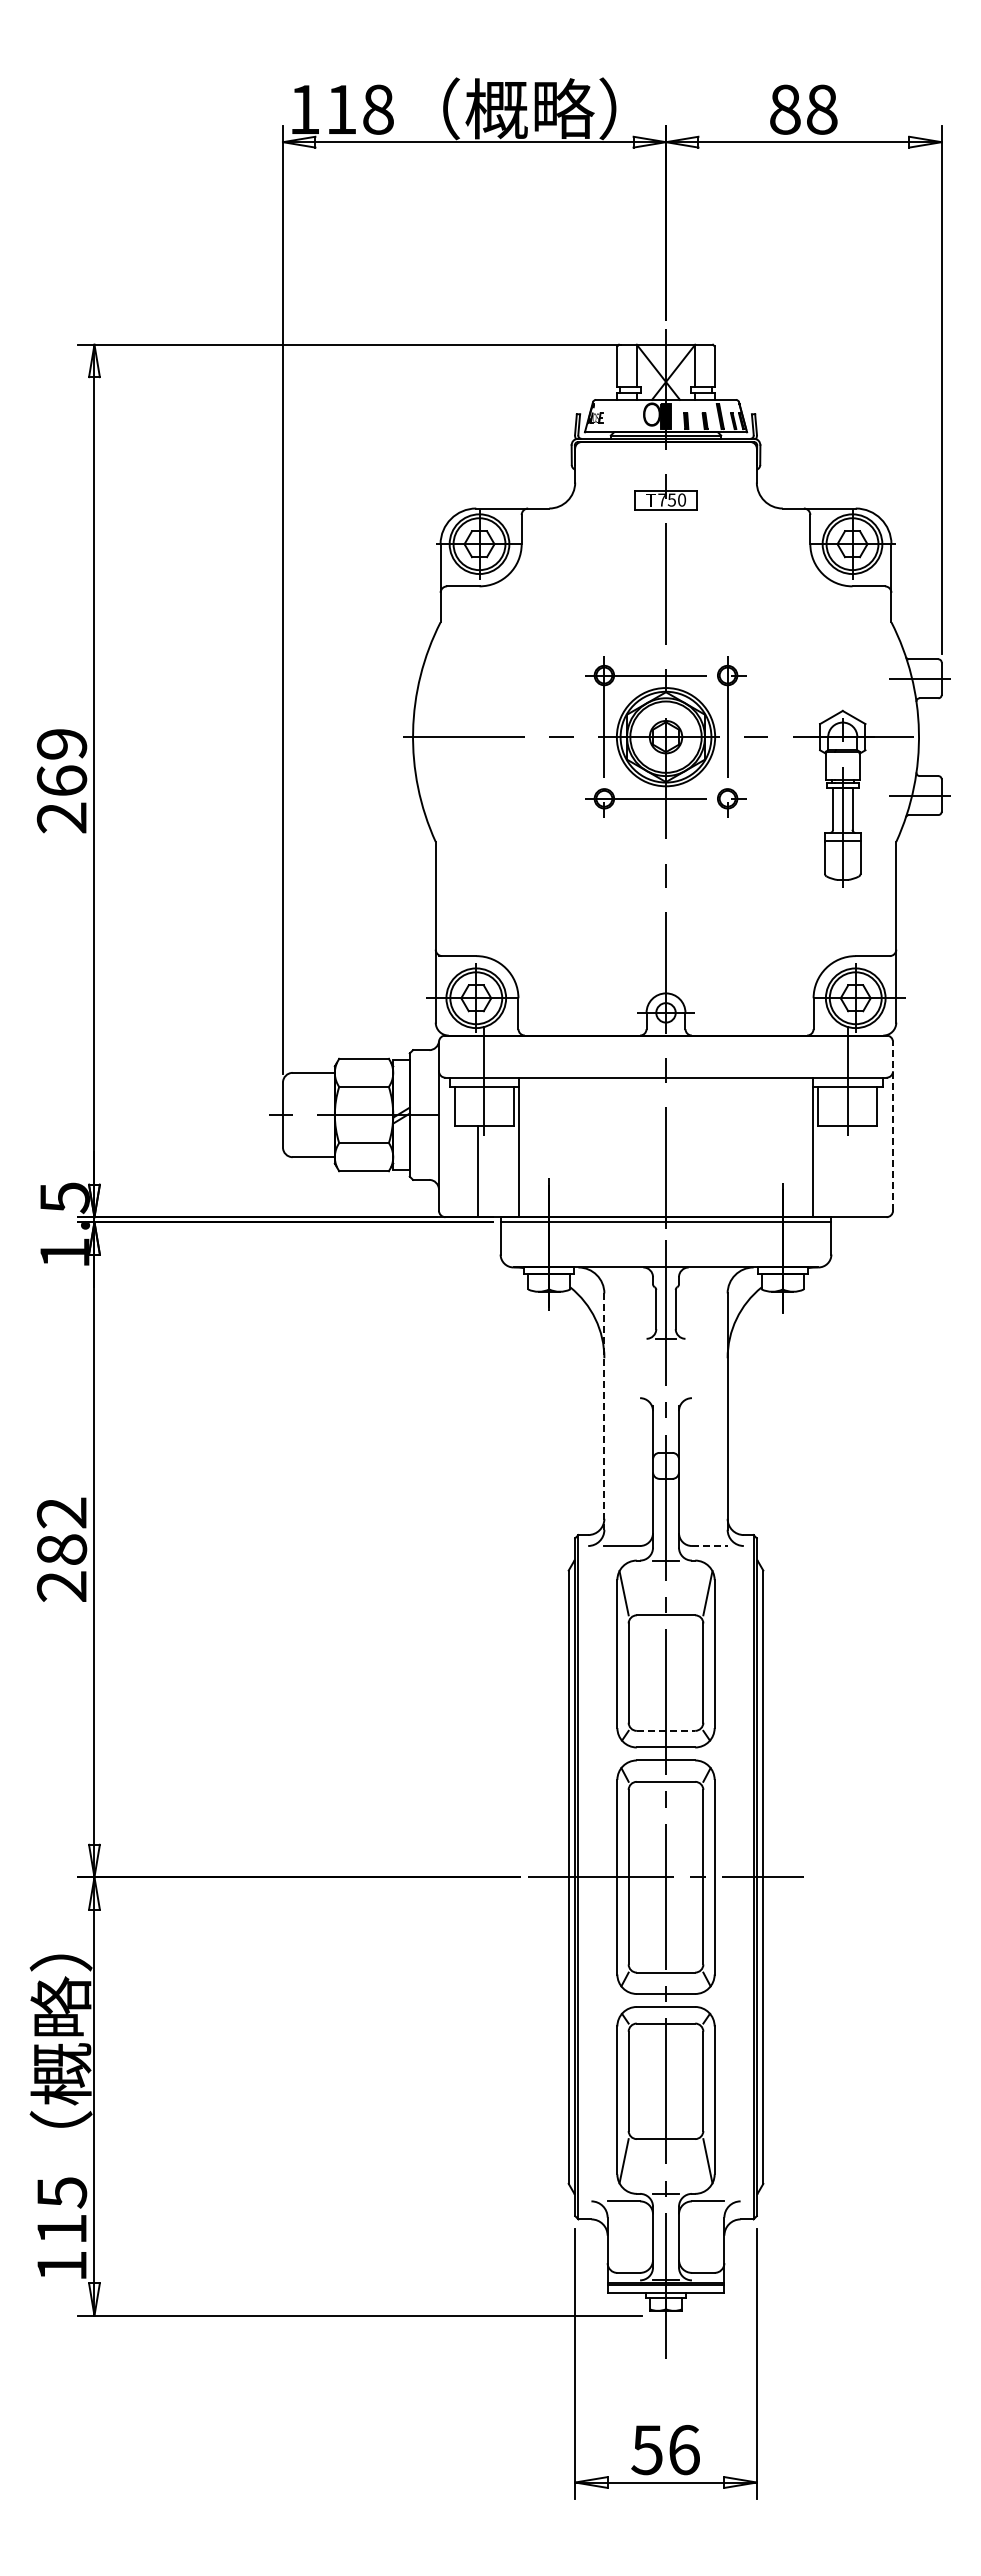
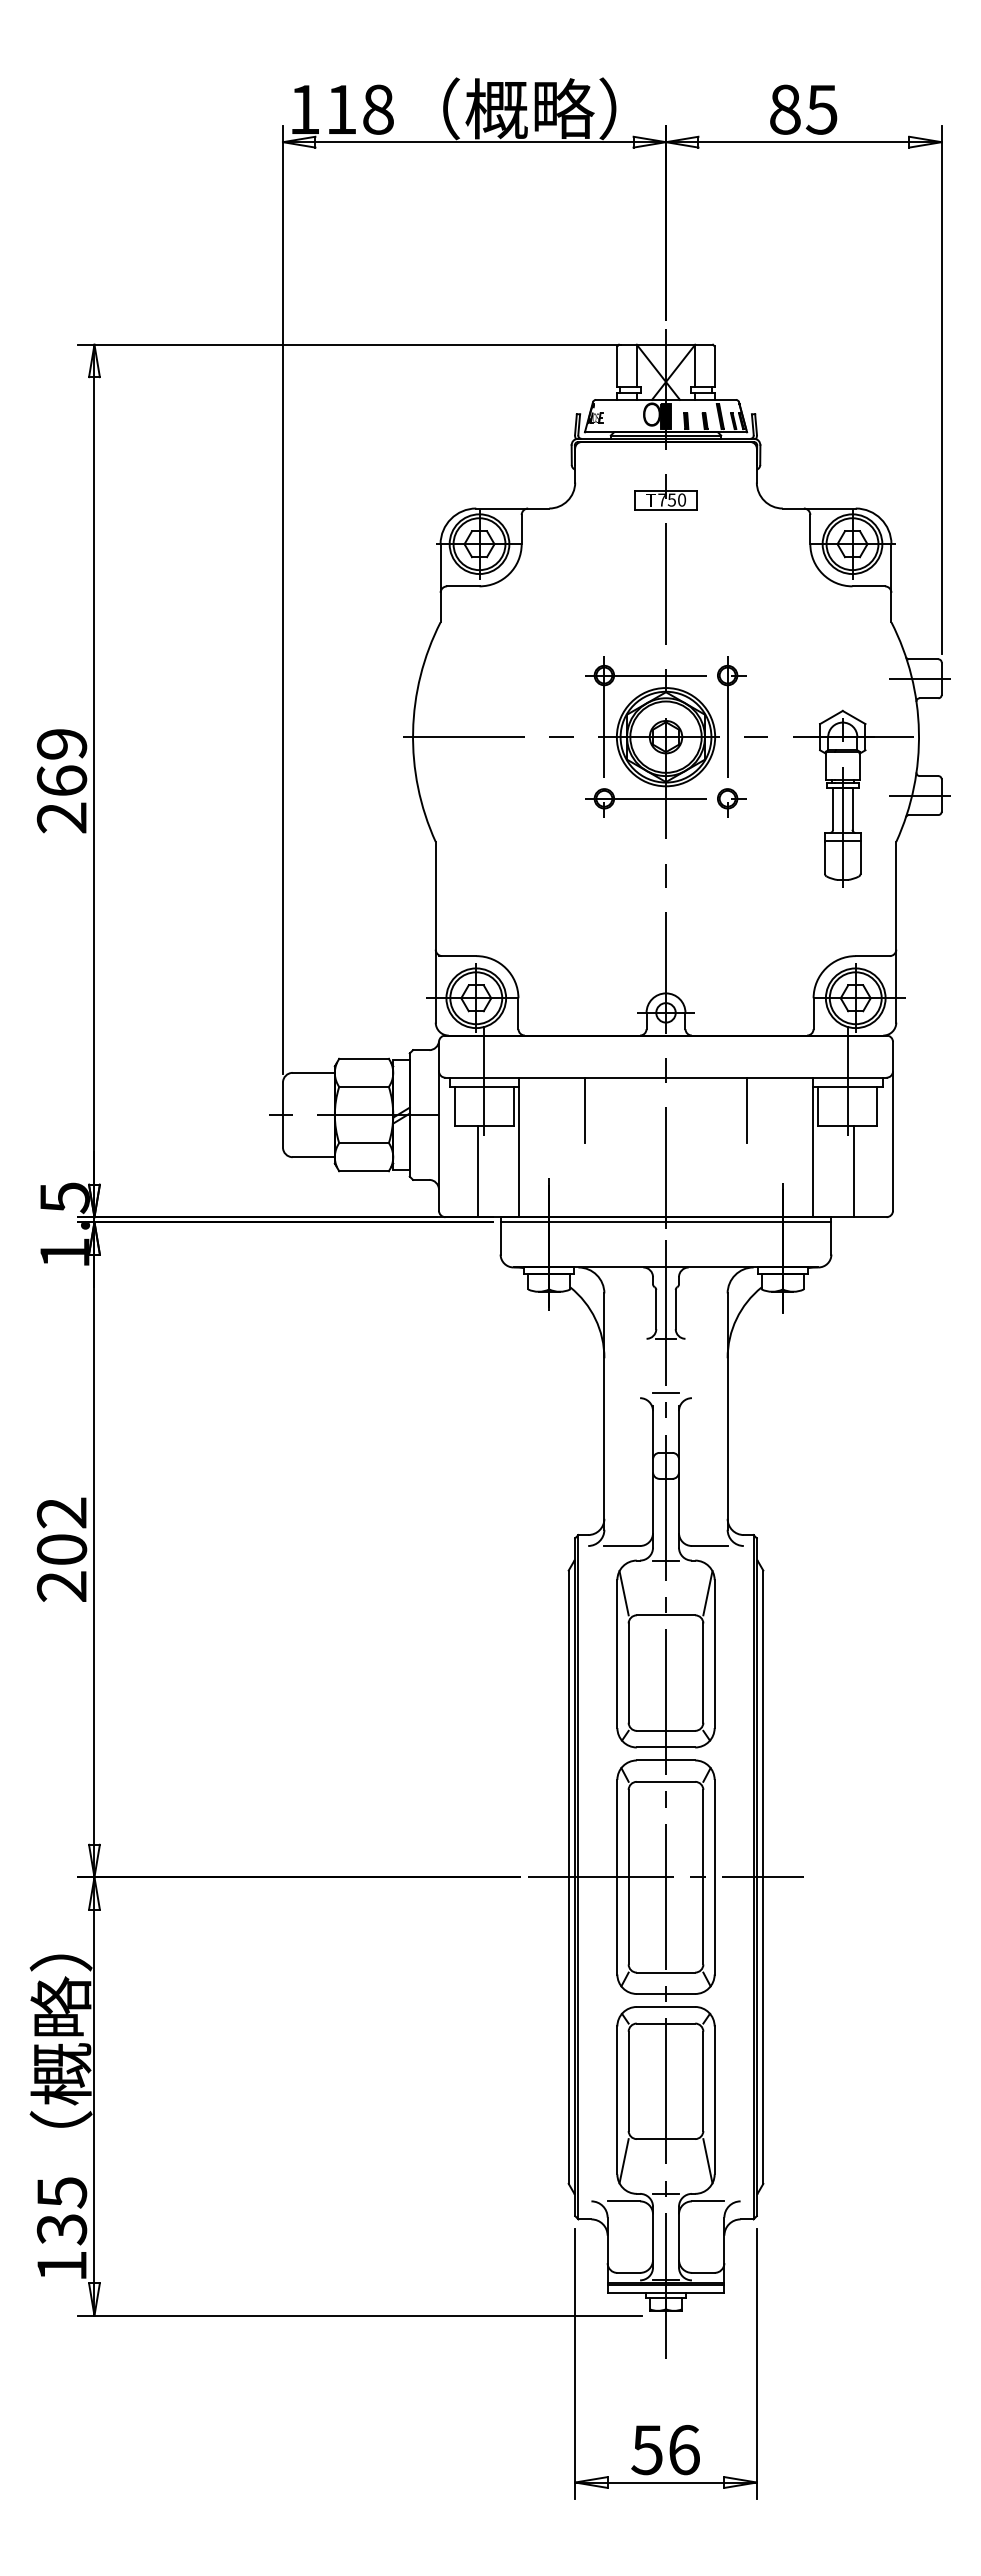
text: 88 -> 85 (821, 109)
line: none -> present (584, 1109)
line: none -> present (747, 1109)
line: dashed -> solid (893, 1125)
line: none -> present (853, 1171)
line: none -> present (665, 1393)
line: dashed -> solid (604, 1412)
line: dashed -> solid (709, 1546)
text: 282 -> 202 (61, 1549)
line: dashed -> solid (666, 1730)
text: 115 -> 135 (61, 2229)
